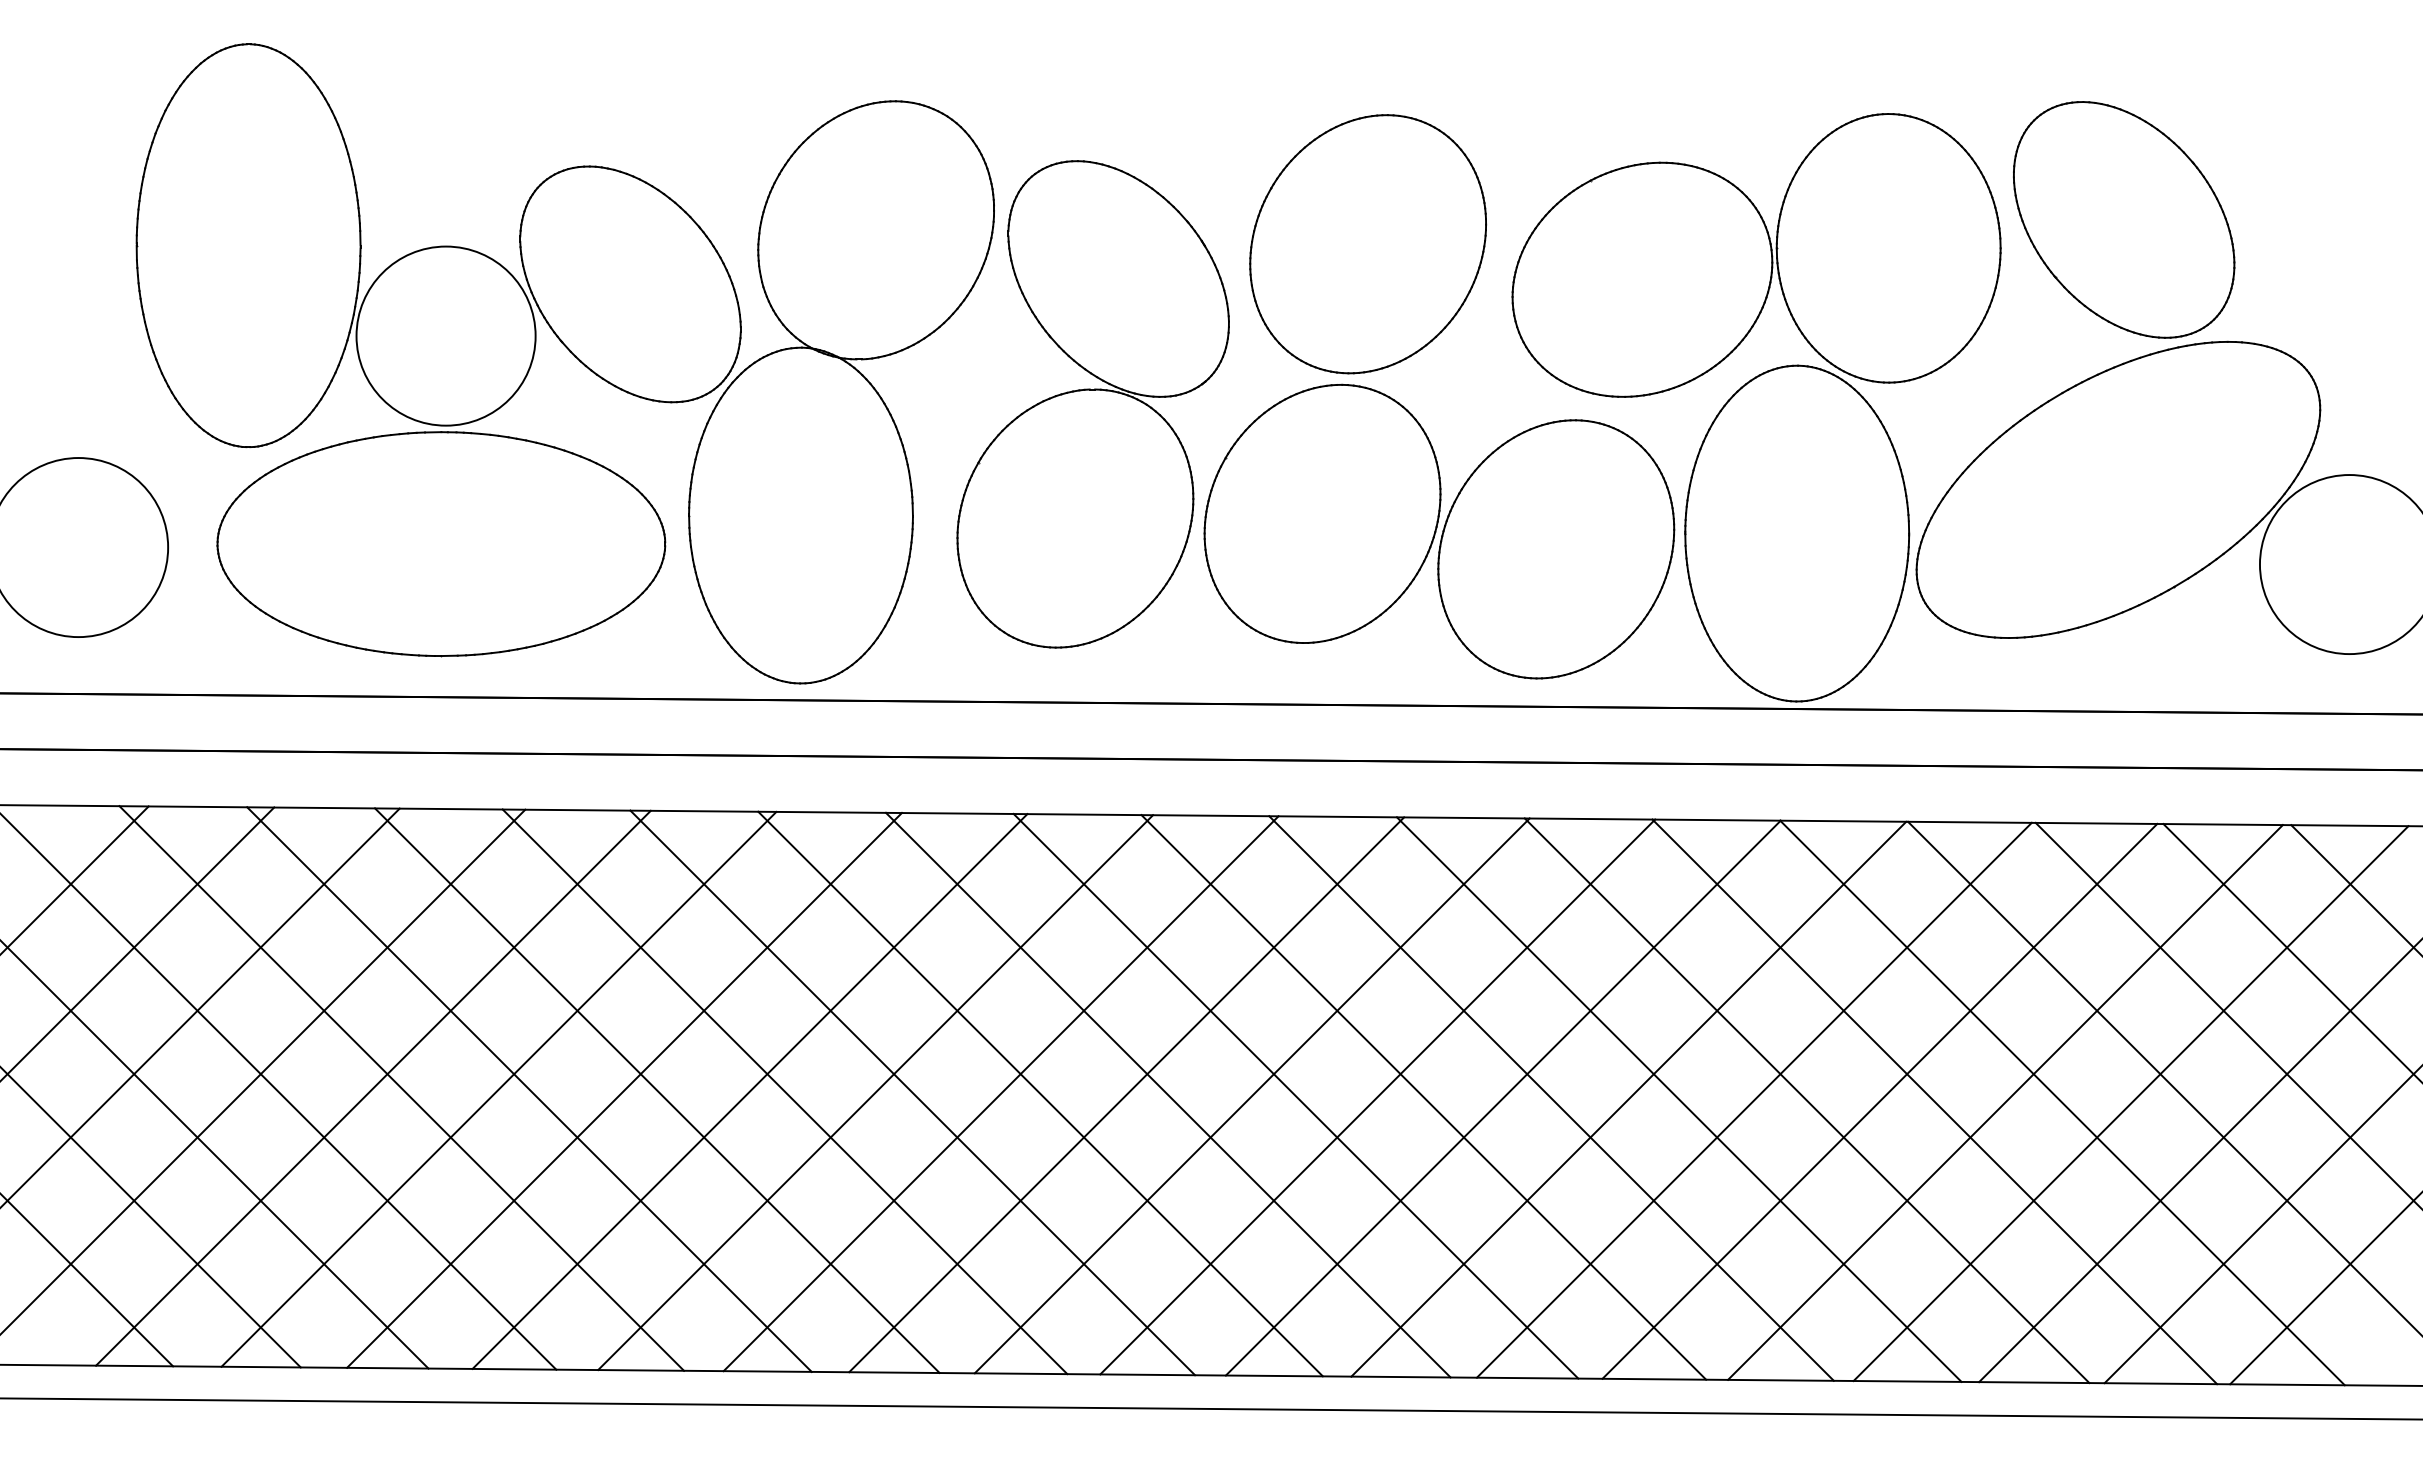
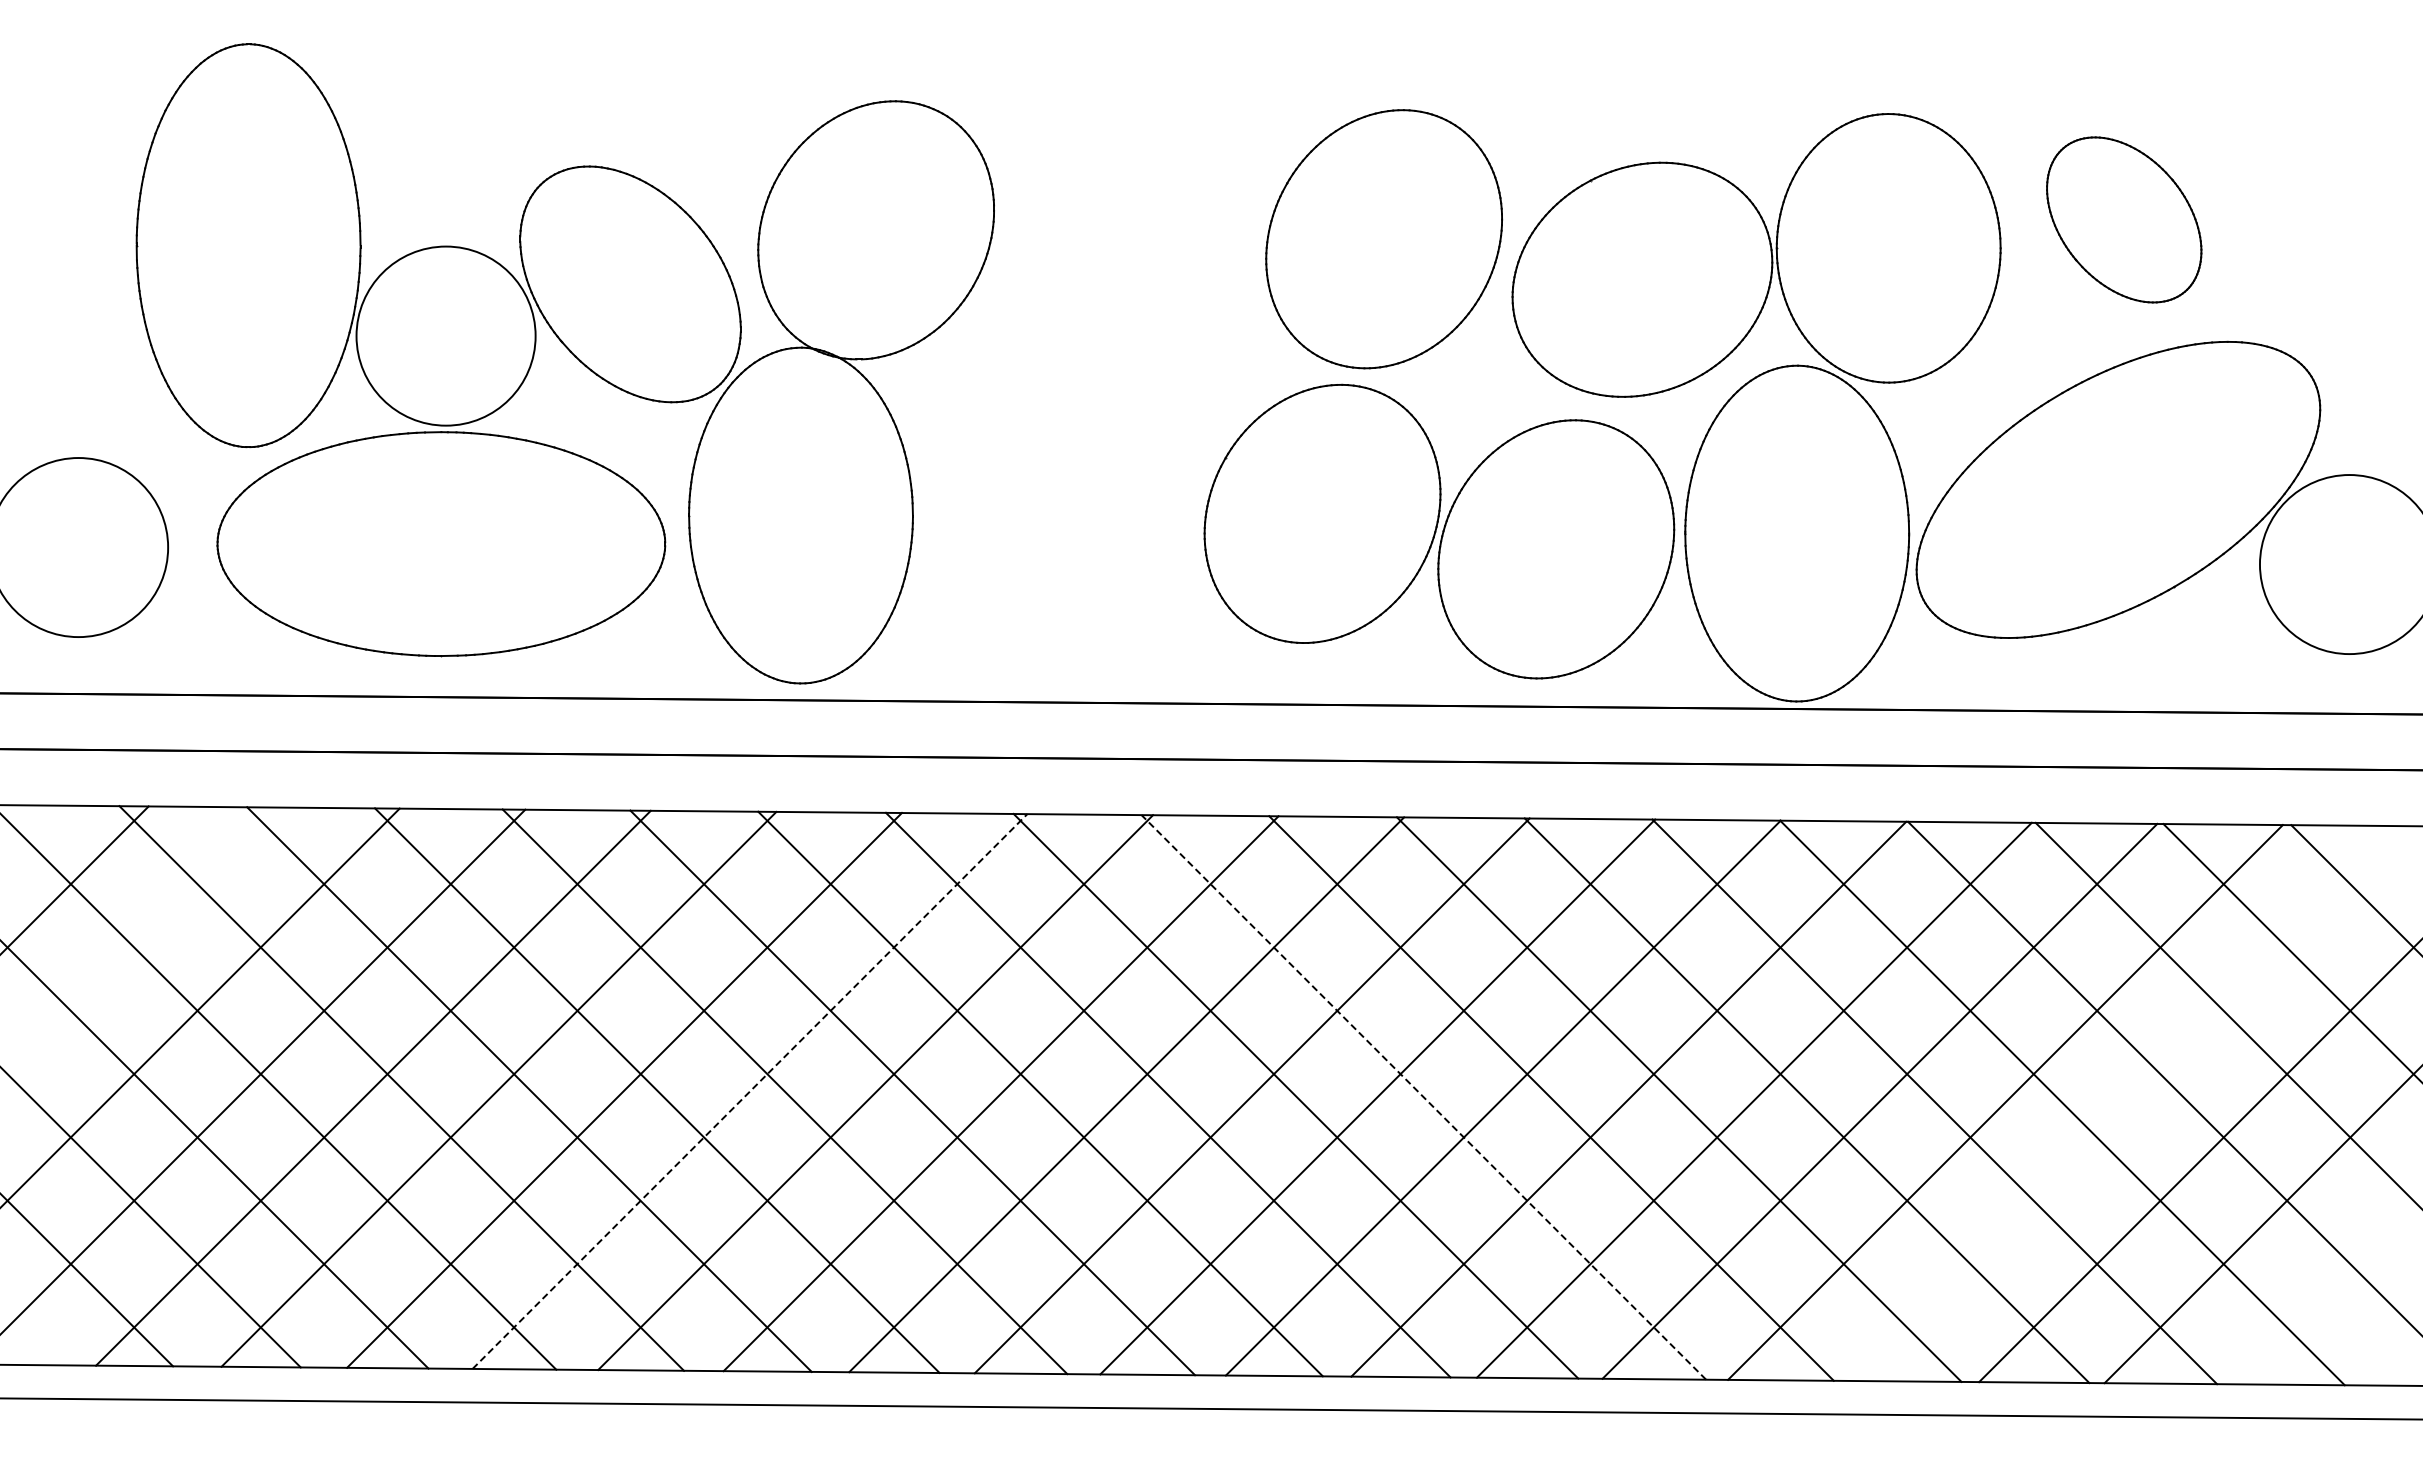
part size: 223x238 px -> 157x168 px (2124, 219)
part position: (1368, 244) -> (1384, 239) (1384, 239)
part: present -> none (1092, 404)
line: present -> none (138, 943)
line: solid -> dashed (750, 1091)
line: solid -> dashed (1423, 1097)
line: present -> none (2130, 1103)
line: present -> none (2324, 1289)
